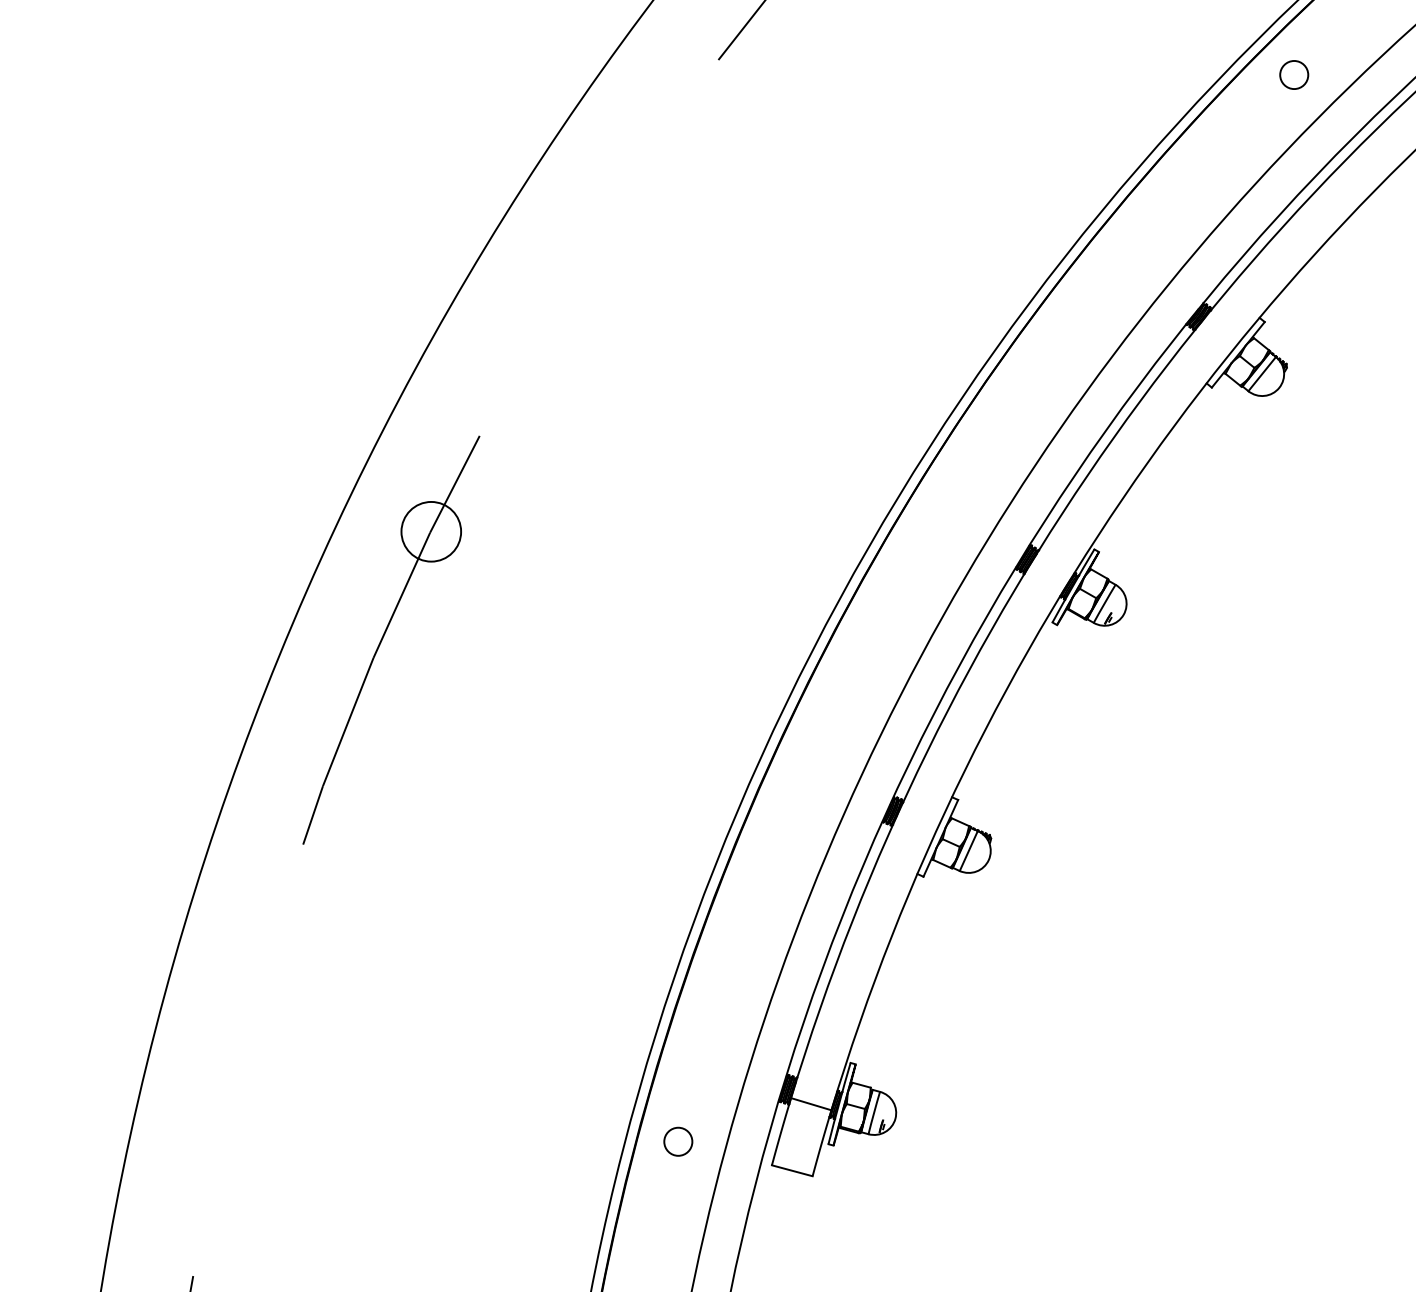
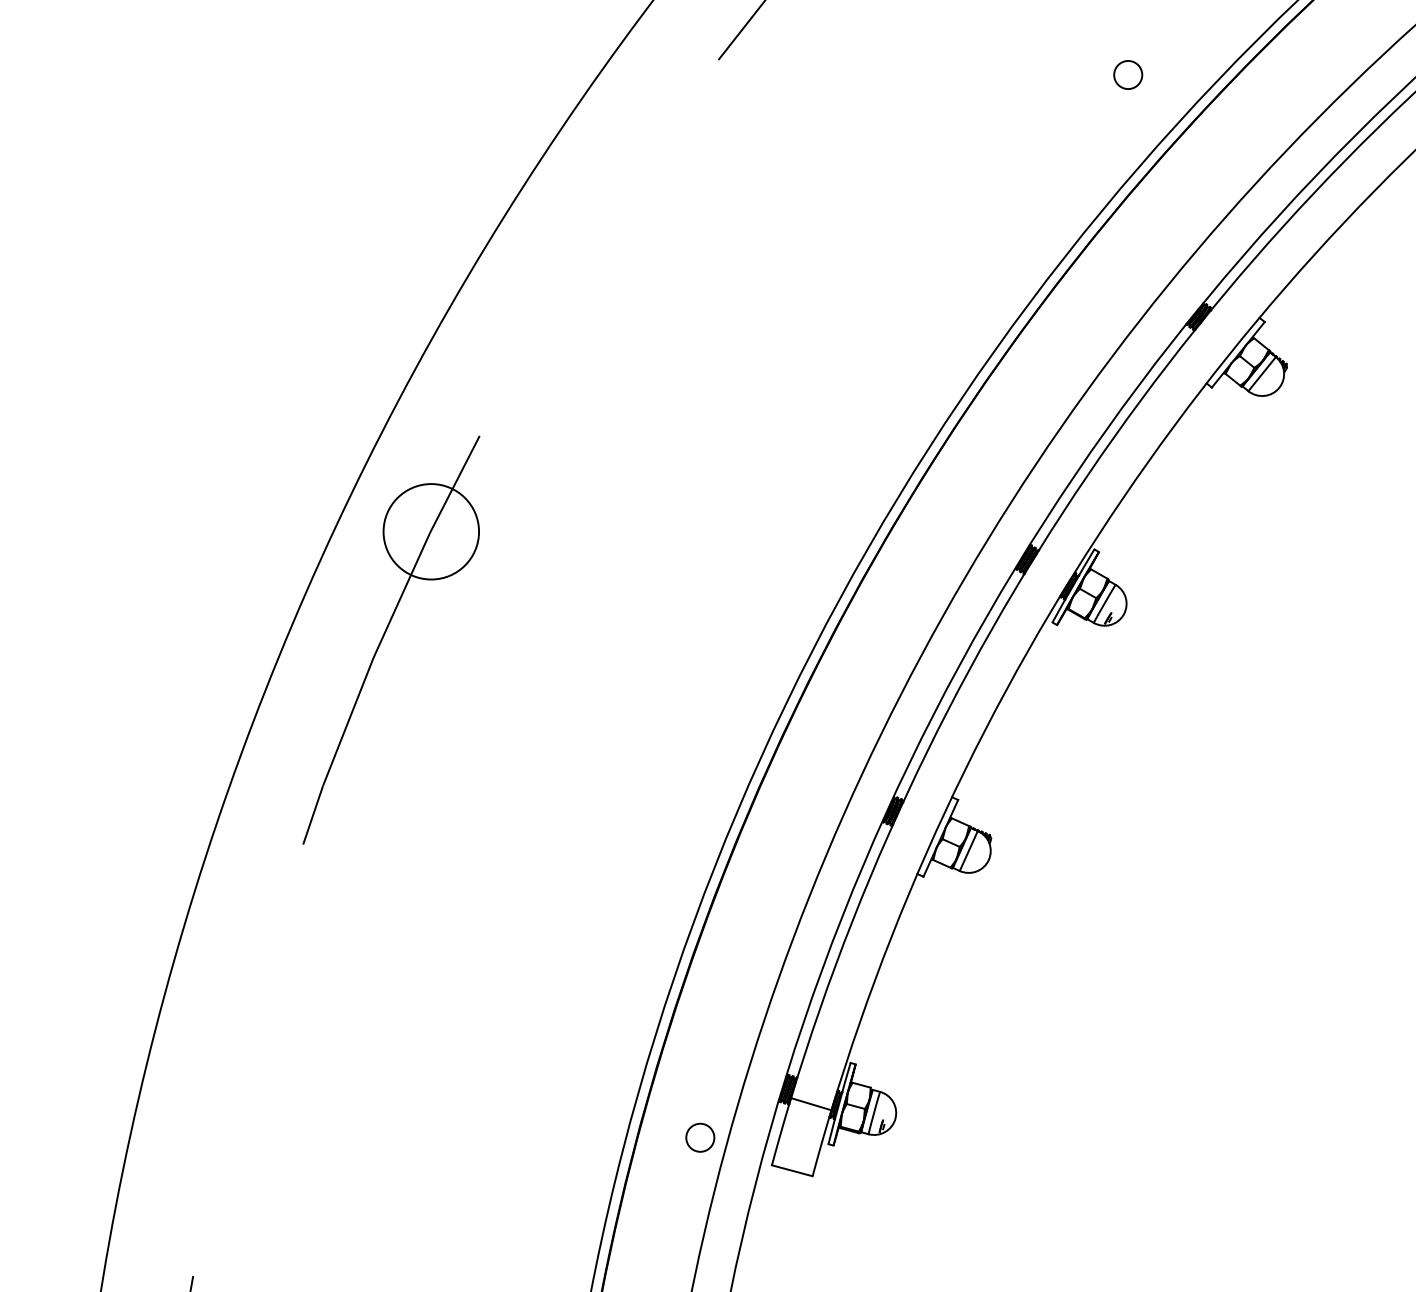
circle position: (1294, 74) -> (1128, 74) (1128, 74)
circle diameter: 60 px -> 95 px (431, 531)
circle position: (678, 1141) -> (700, 1137) (700, 1137)
